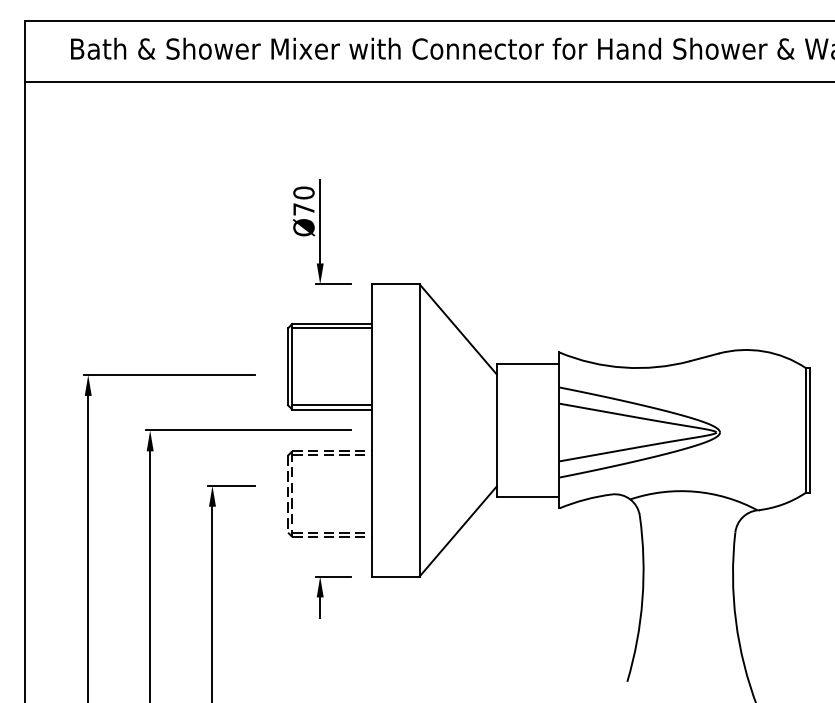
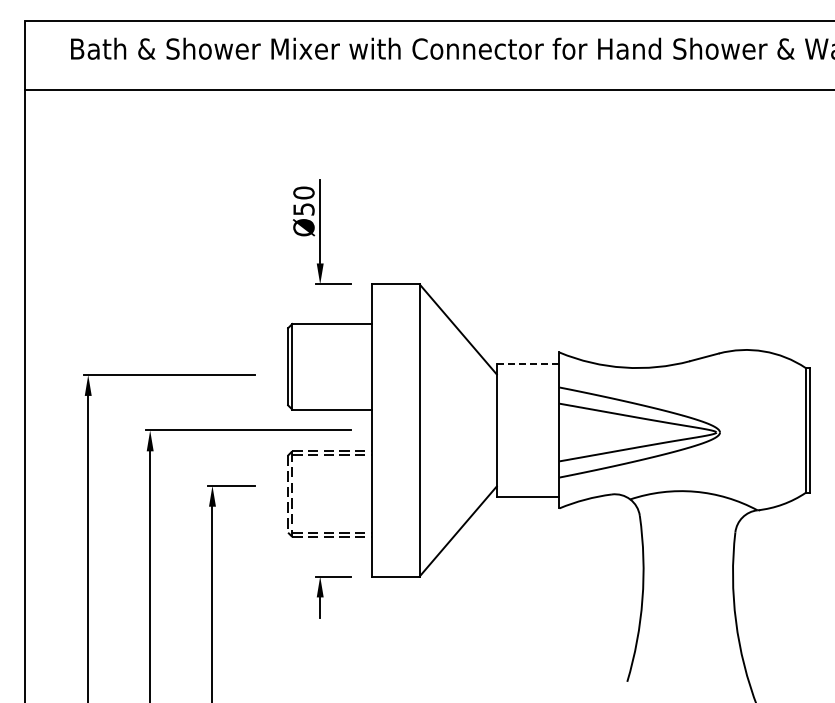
line position: (428, 82) -> (428, 90) (428, 90)
text: Ø70 -> Ø50 (303, 209)
line: present -> none (331, 328)
line: solid -> dashed (528, 363)
line: present -> none (331, 405)
